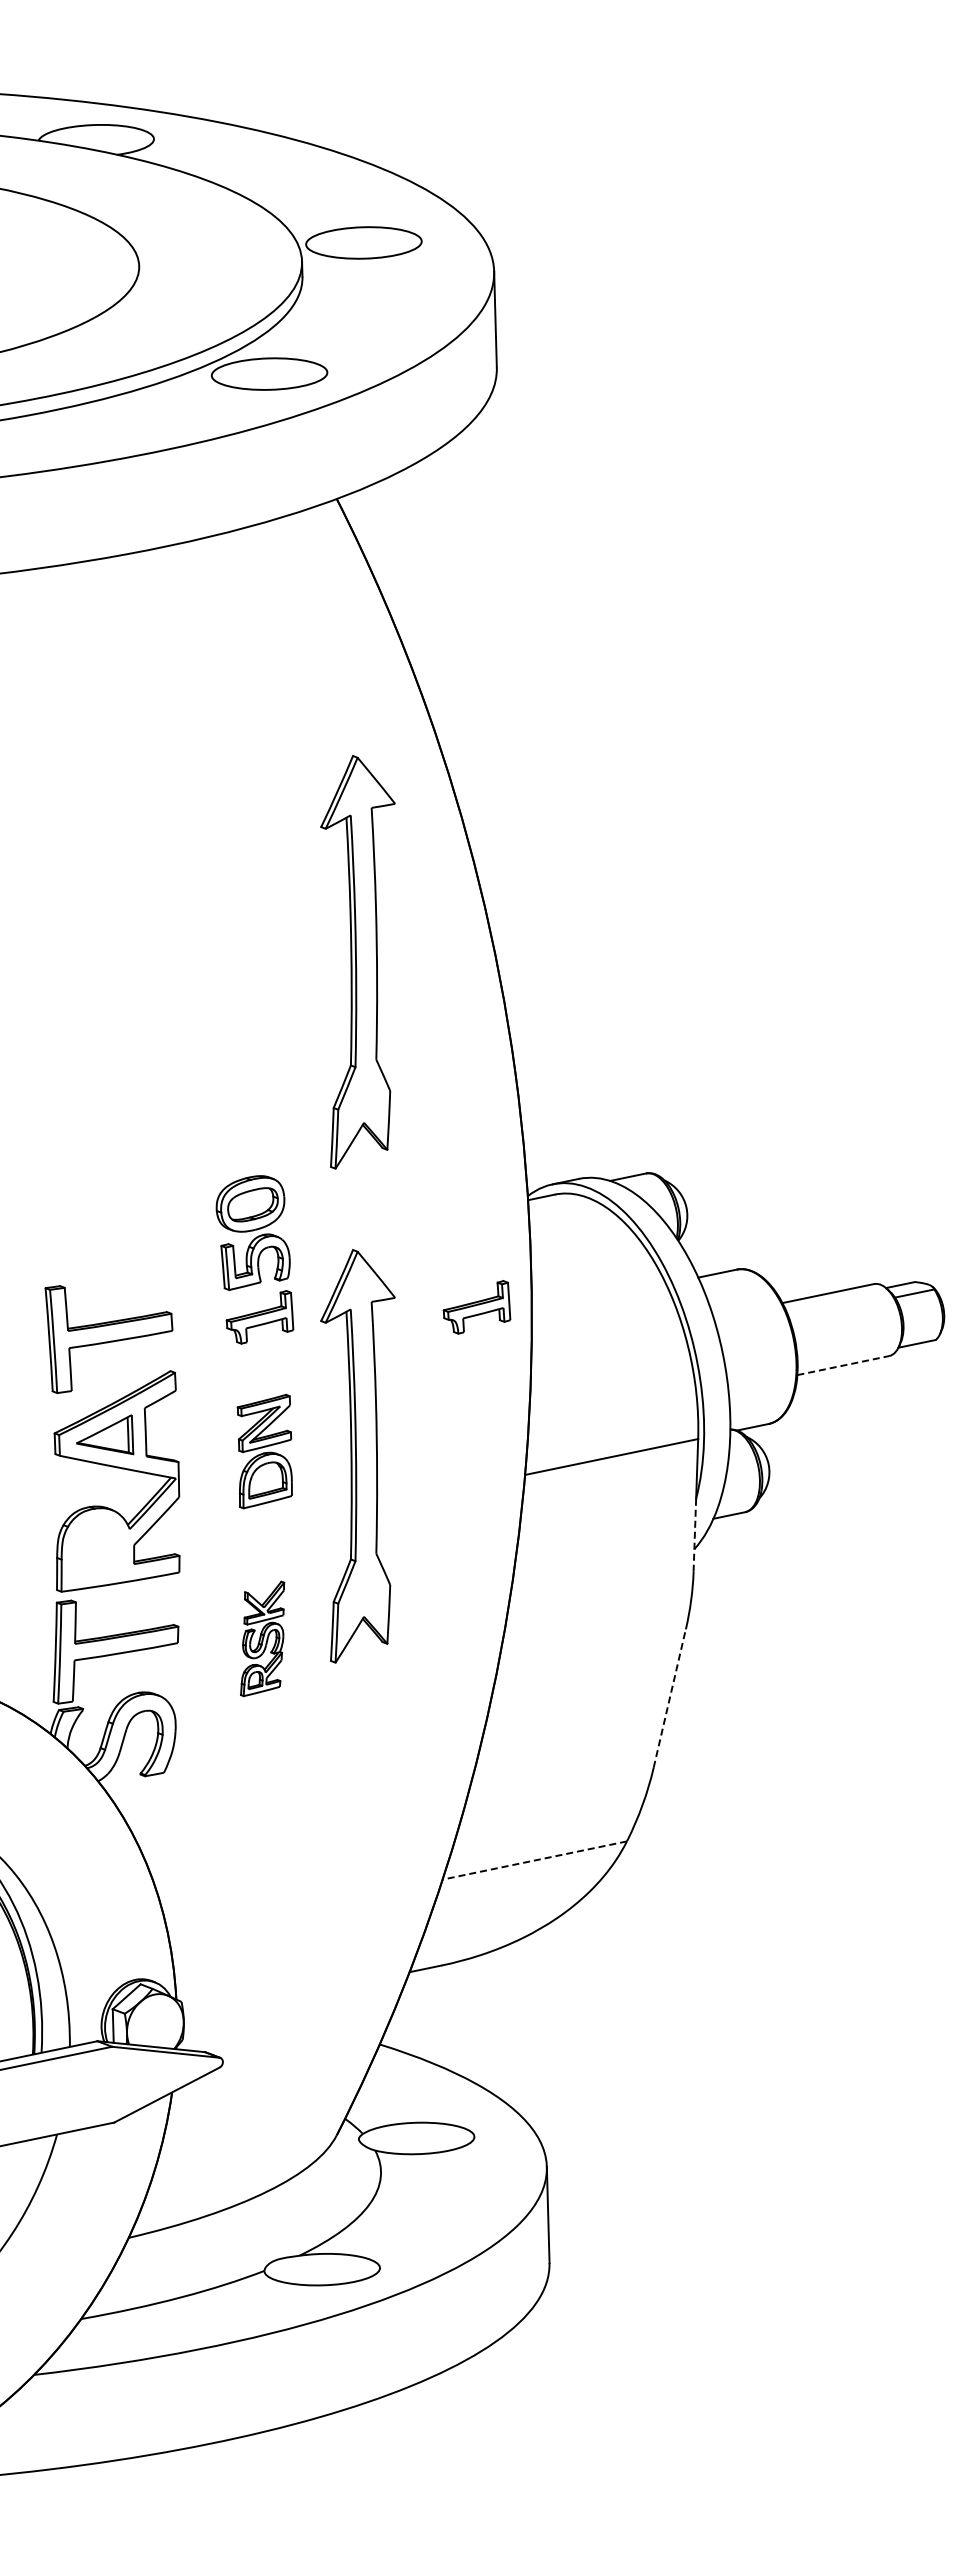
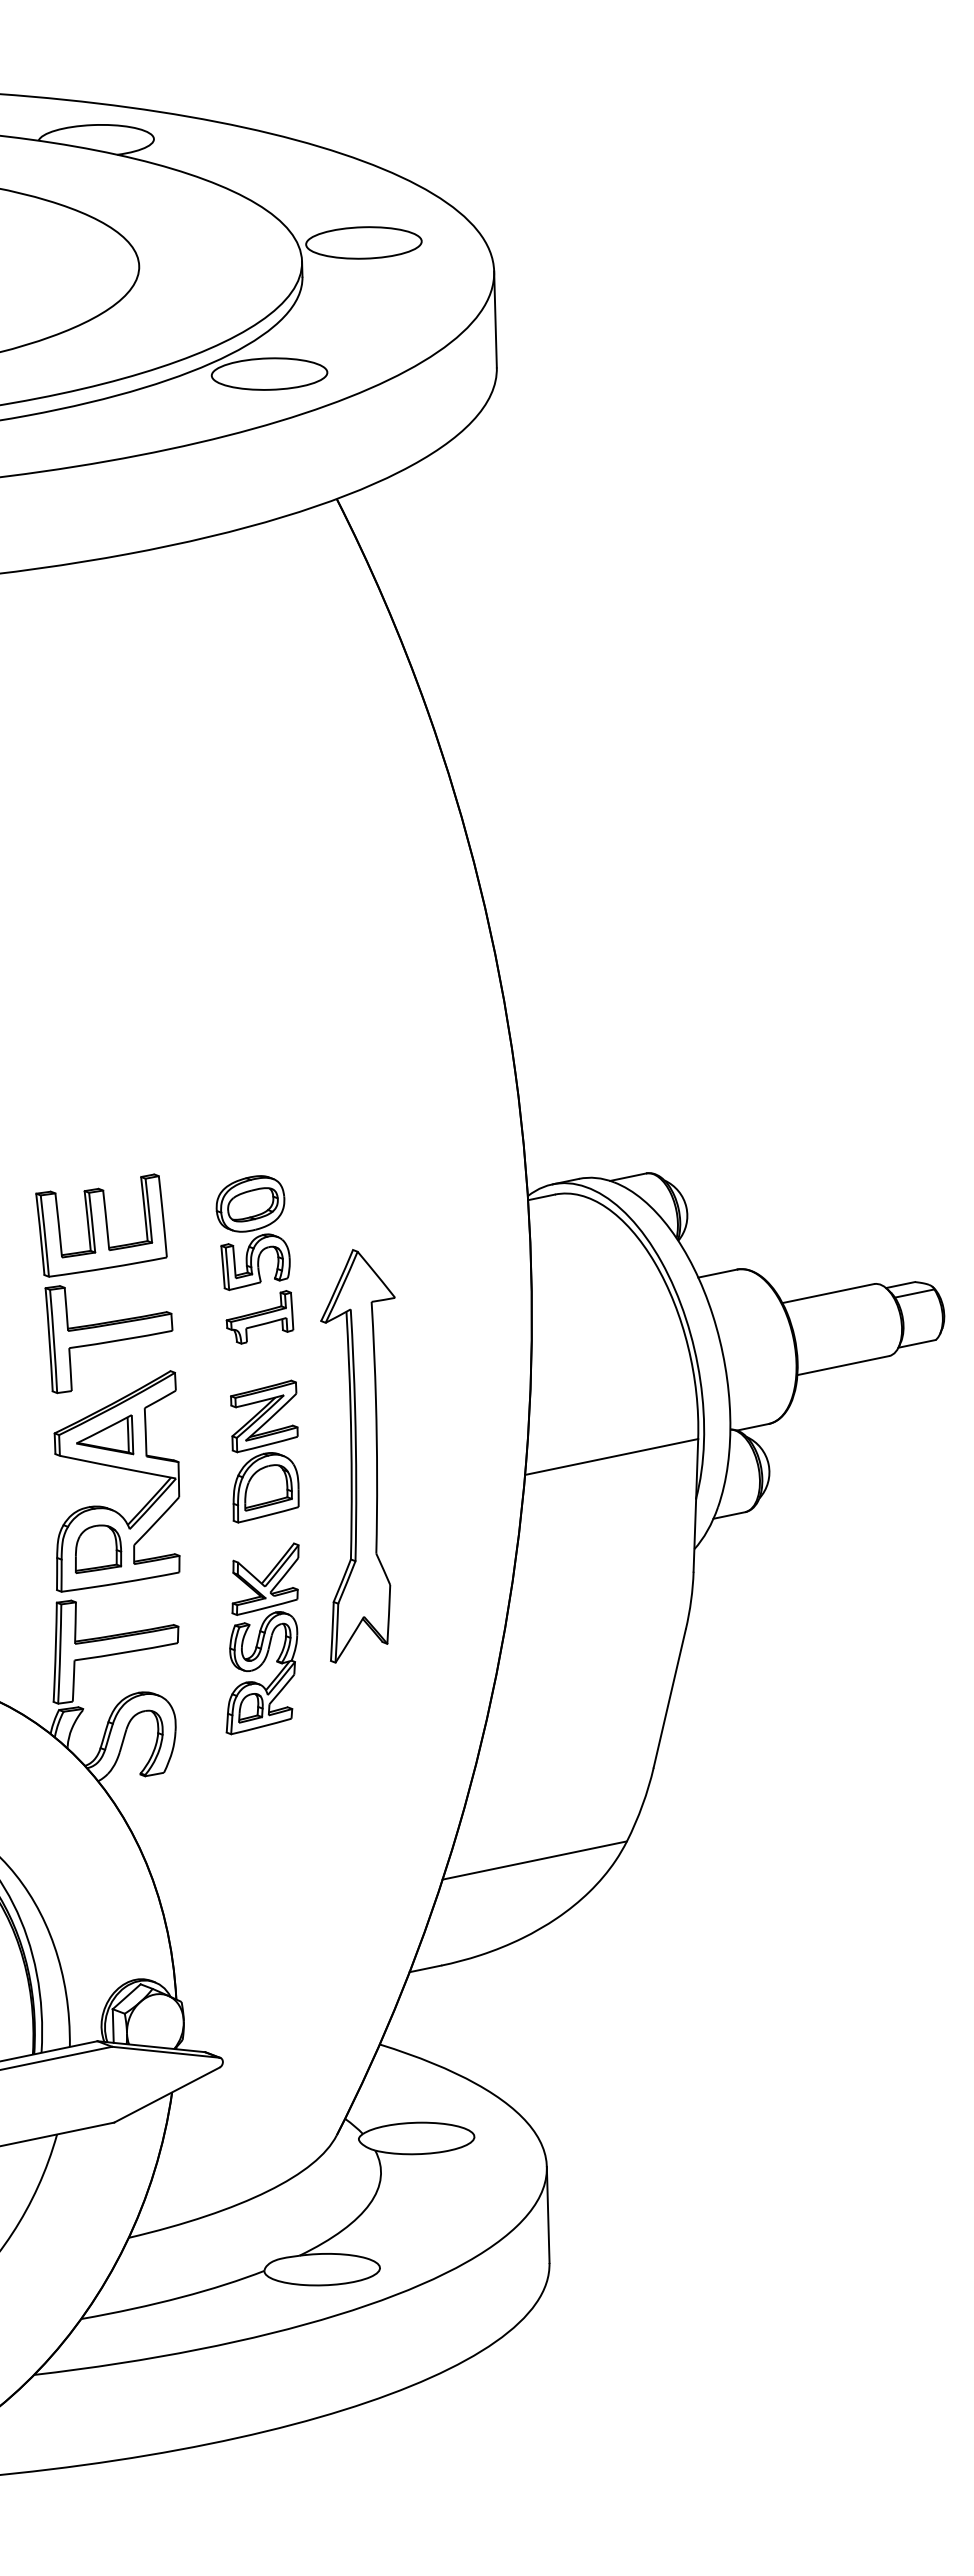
part: present -> none (357, 962)
part: none -> present (101, 1225)
part: present -> none (476, 1307)
line: dashed -> solid (843, 1365)
part size: 57x117 px -> 70x145 px (264, 1451)
line: dashed -> solid (694, 1535)
part: none -> present (98, 1549)
part size: 46x118 px -> 75x194 px (262, 1638)
line: dashed -> solid (669, 1698)
line: dashed -> solid (534, 1860)
